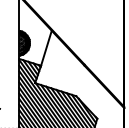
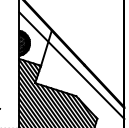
line: none -> present (71, 65)
